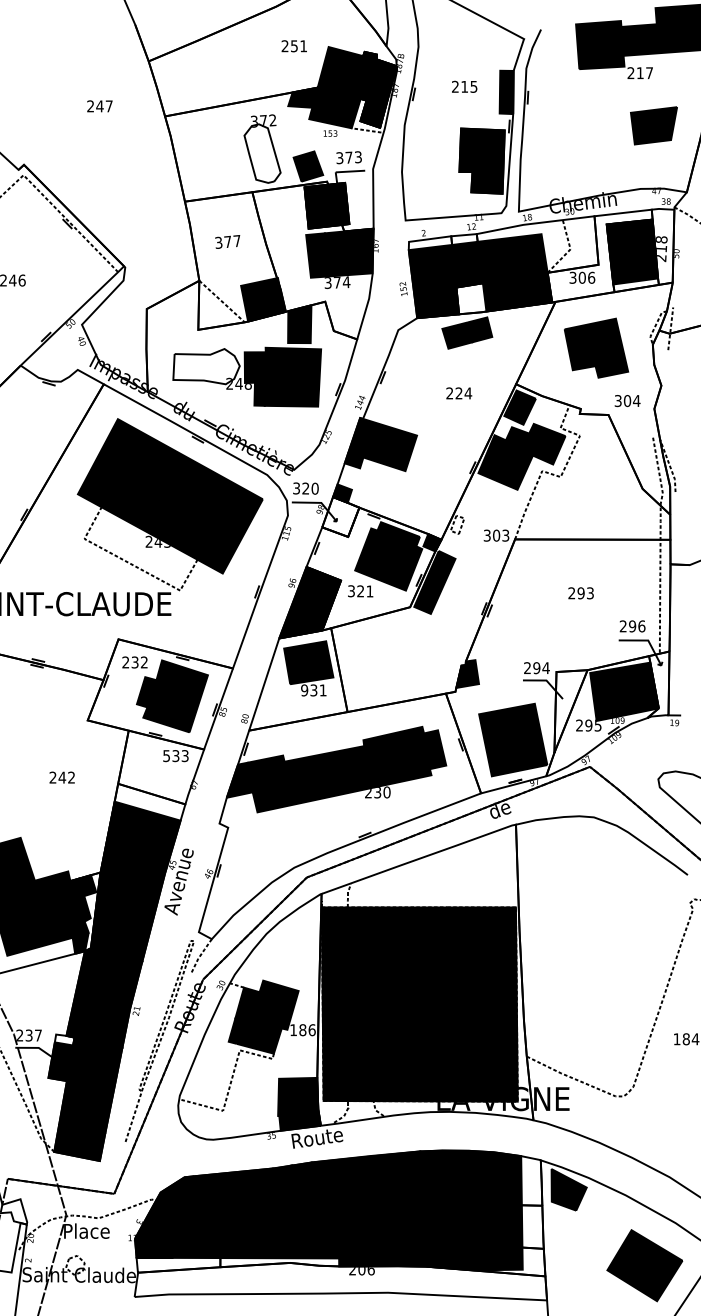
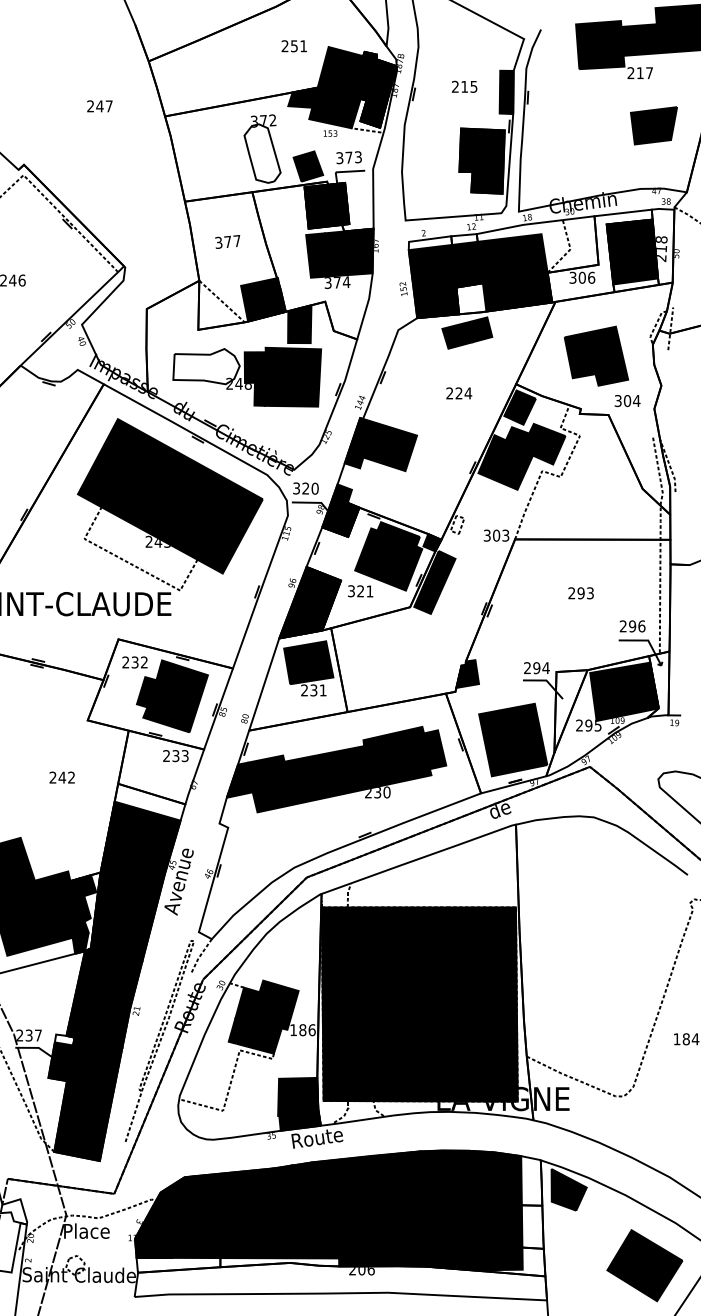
part position: (596, 347) -> (596, 355) (596, 355)
fill: none -> present (340, 516)
text: 931 -> 231 (304, 690)
text: 533 -> 233 (166, 756)
